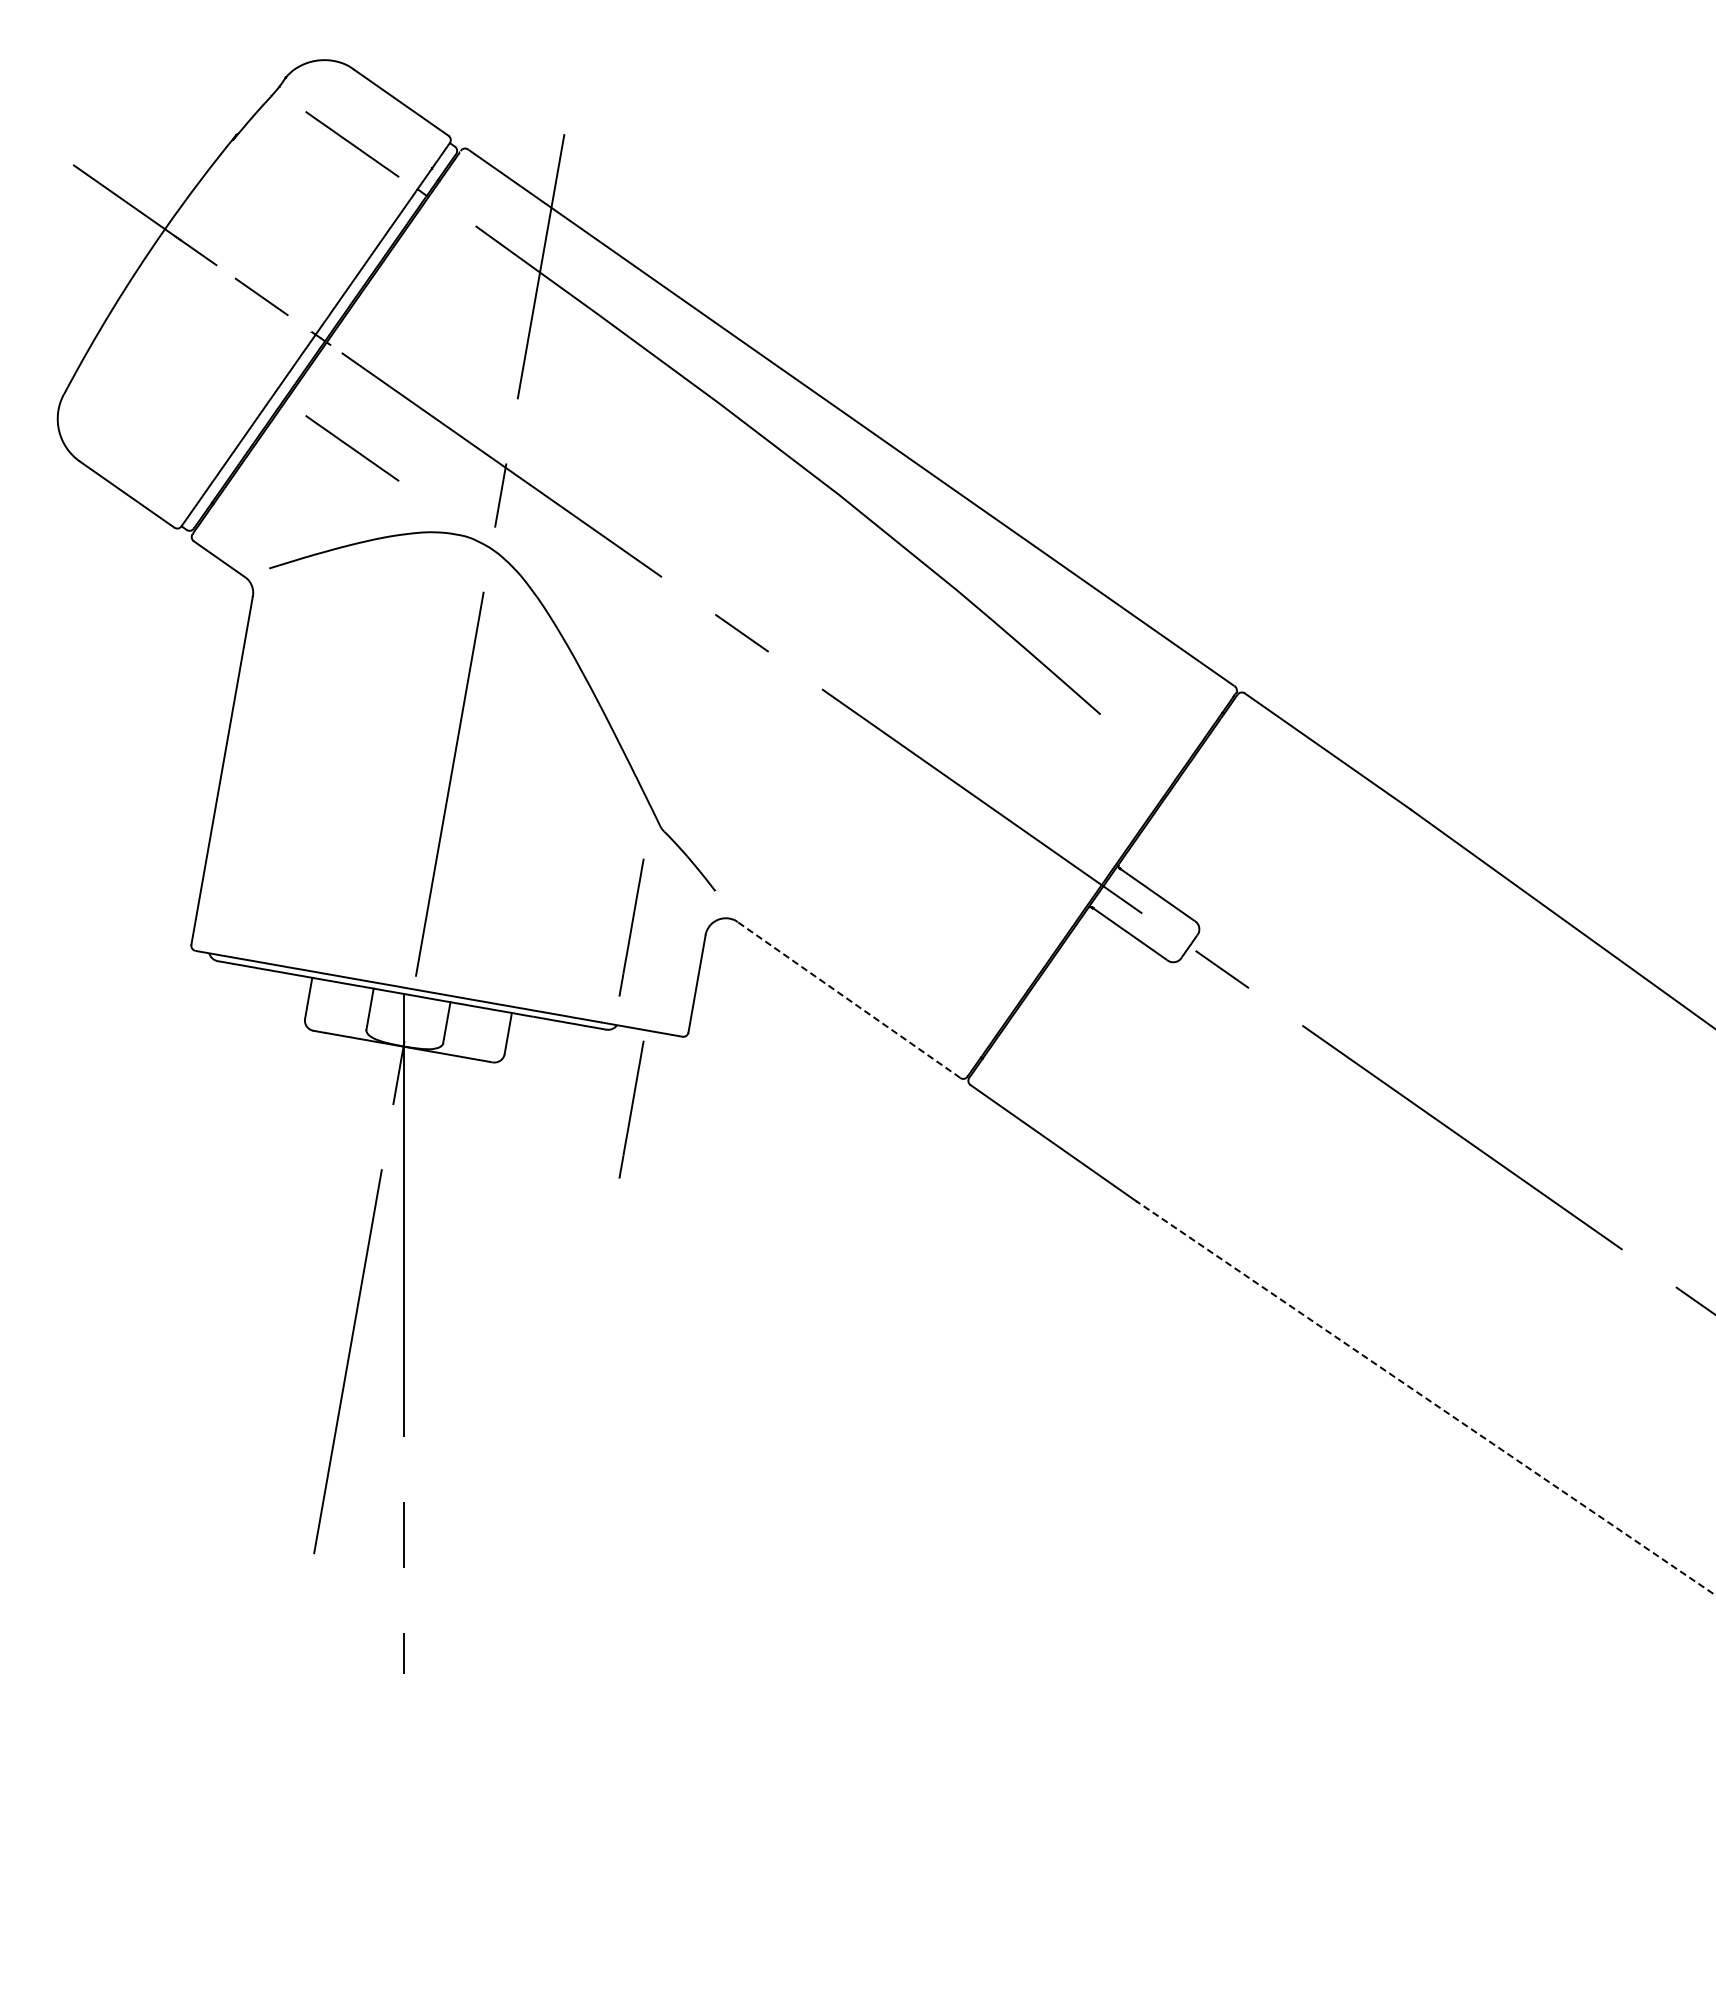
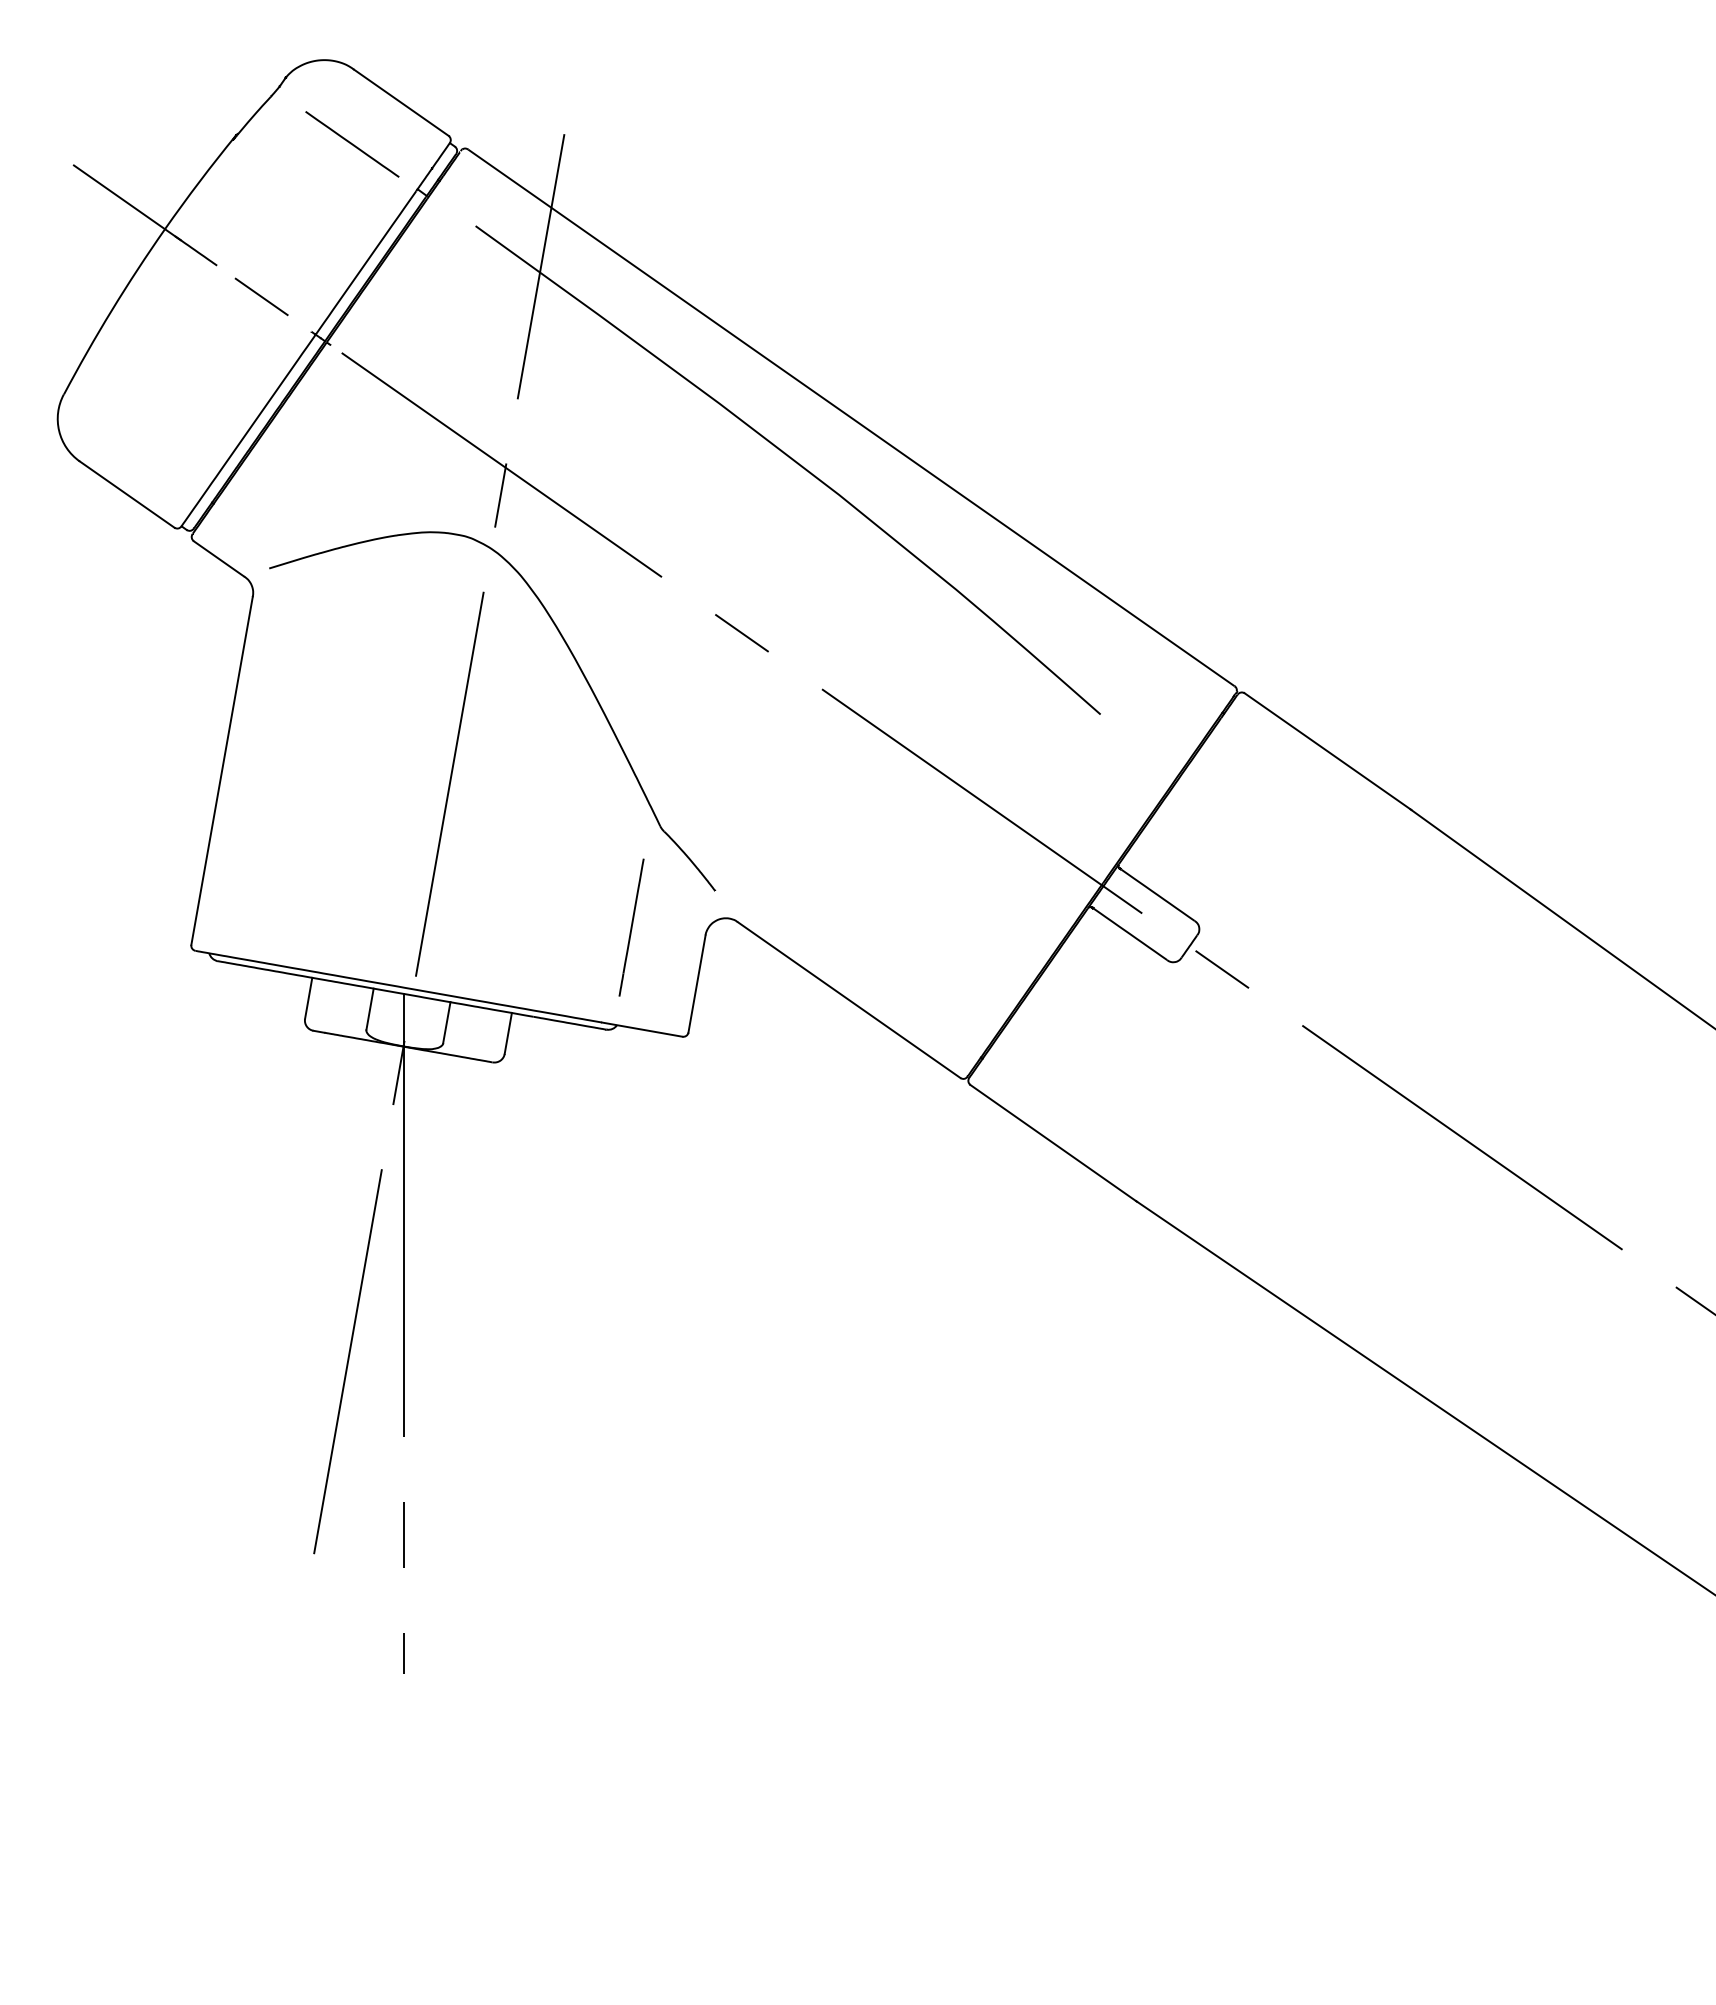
line: present -> none (352, 448)
line: dashed -> solid (849, 1000)
line: present -> none (631, 1109)
line: dashed -> solid (1425, 1397)
